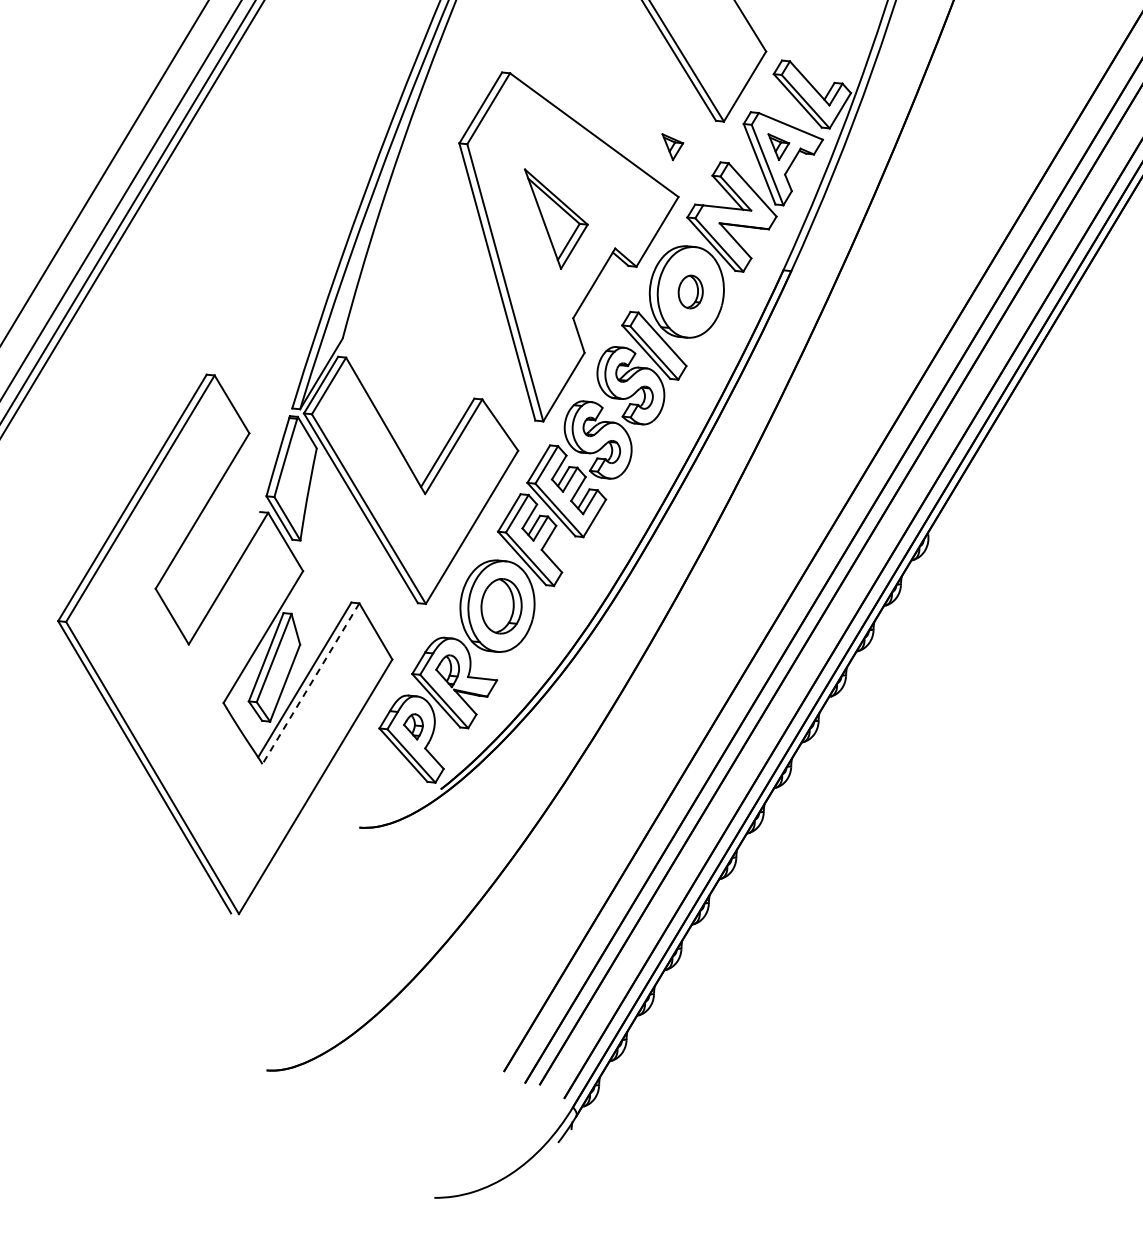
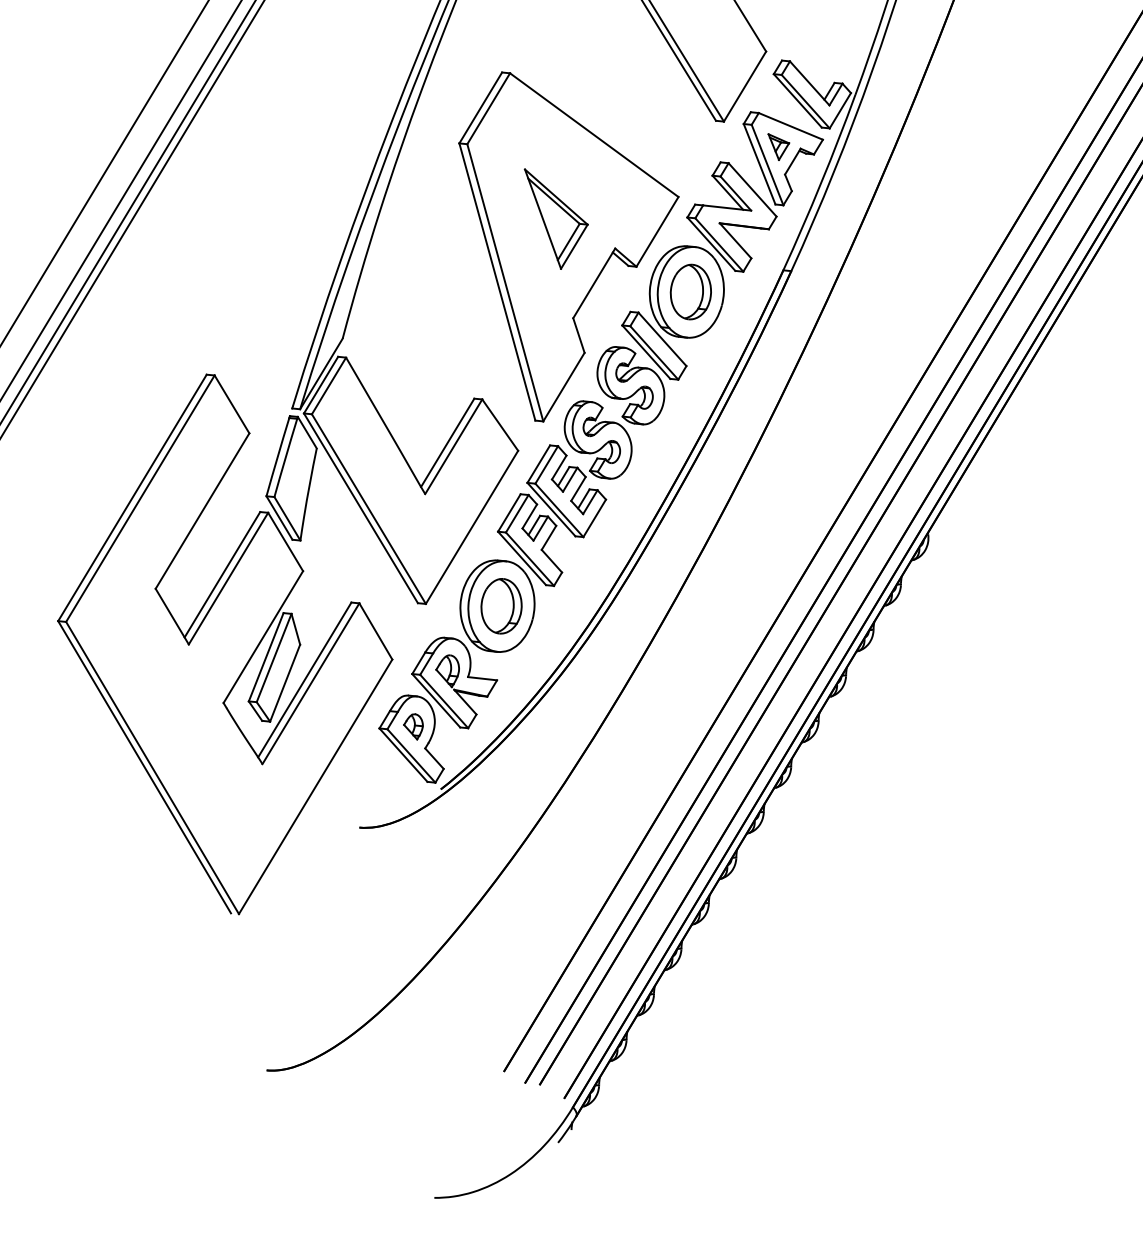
part: present -> none (672, 146)
part size: 27x36 px -> 43x58 px (690, 291)
line: none -> present (222, 574)
line: dashed -> solid (310, 683)
